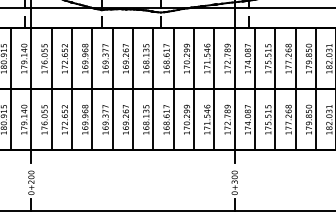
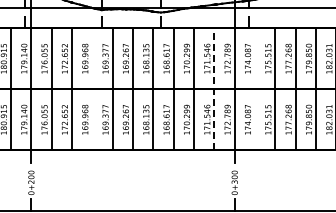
line: solid -> dashed (214, 88)
line: present -> none (92, 89)
line: present -> none (255, 89)
